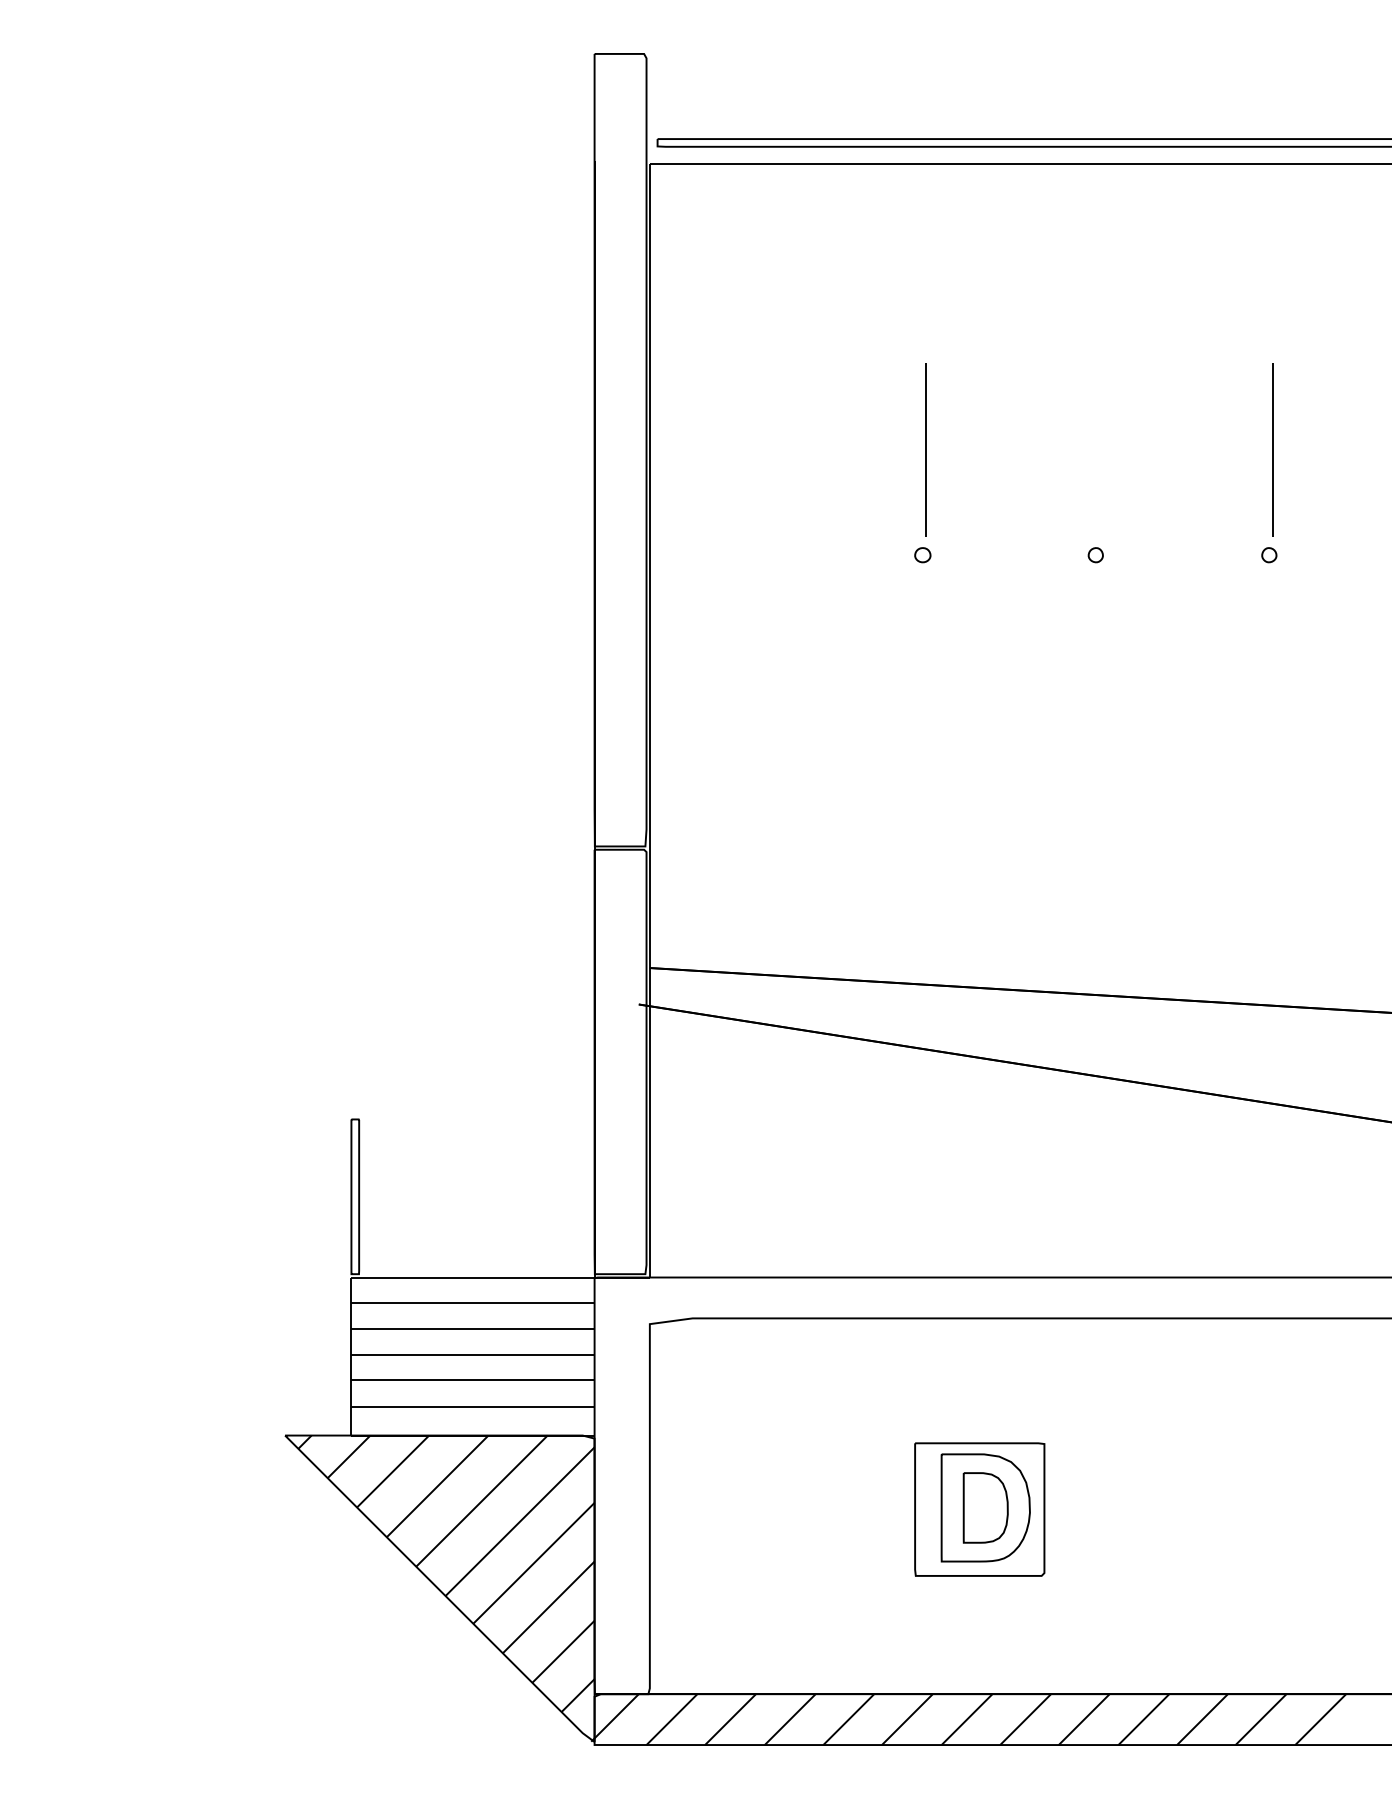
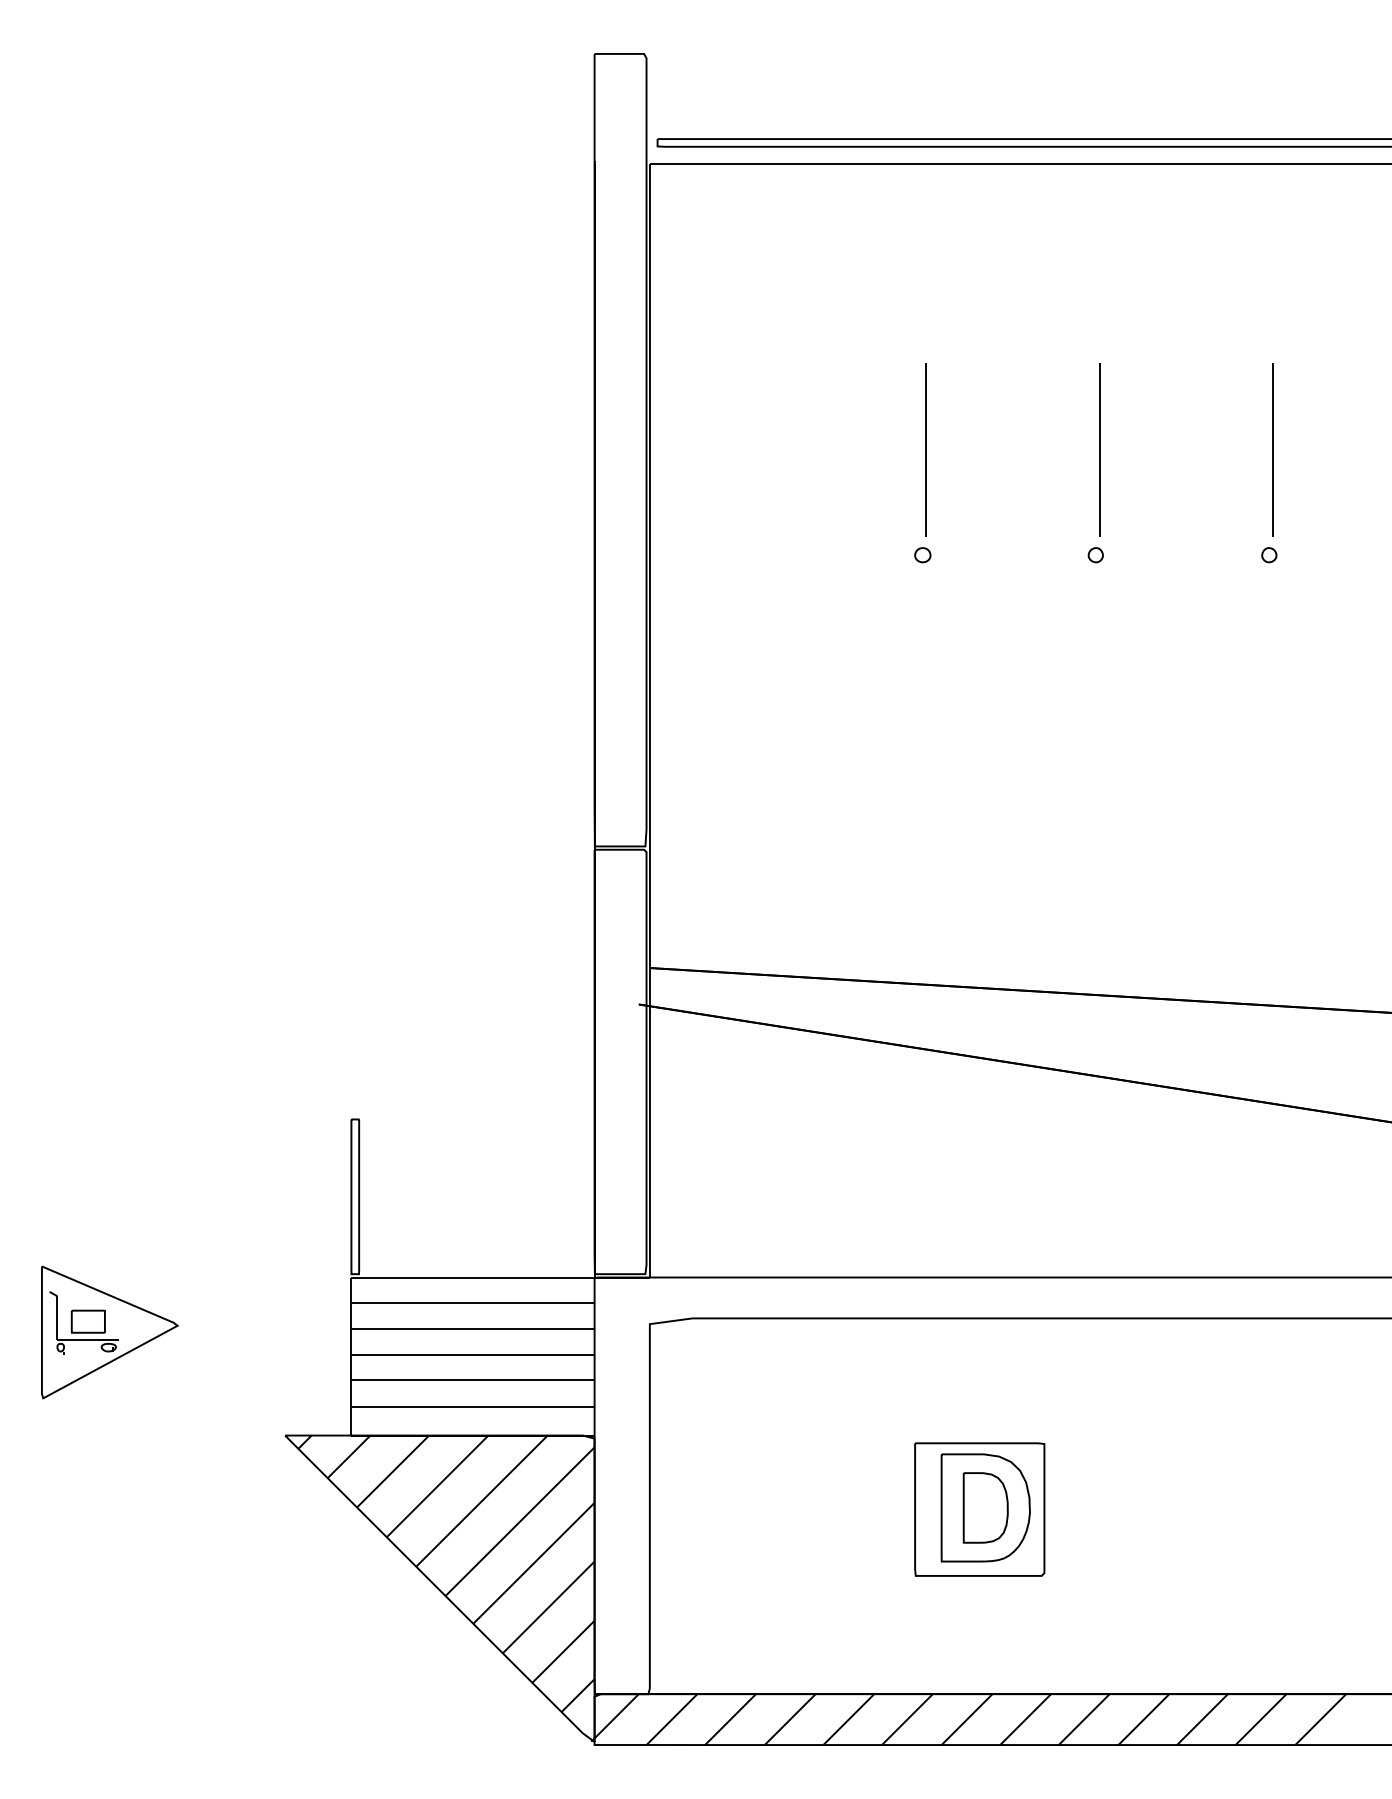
line: none -> present (1099, 449)
part: none -> present (109, 1332)
